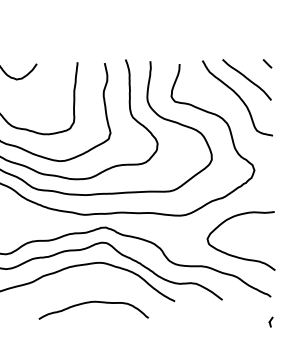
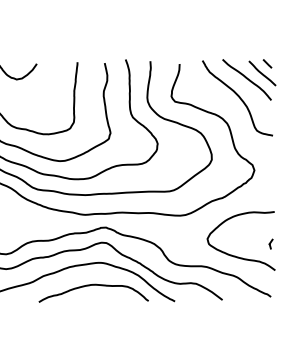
line: none -> present (262, 73)
curve position: (93, 302) -> (93, 285) (93, 285)
curve position: (270, 321) -> (270, 243) (270, 243)
